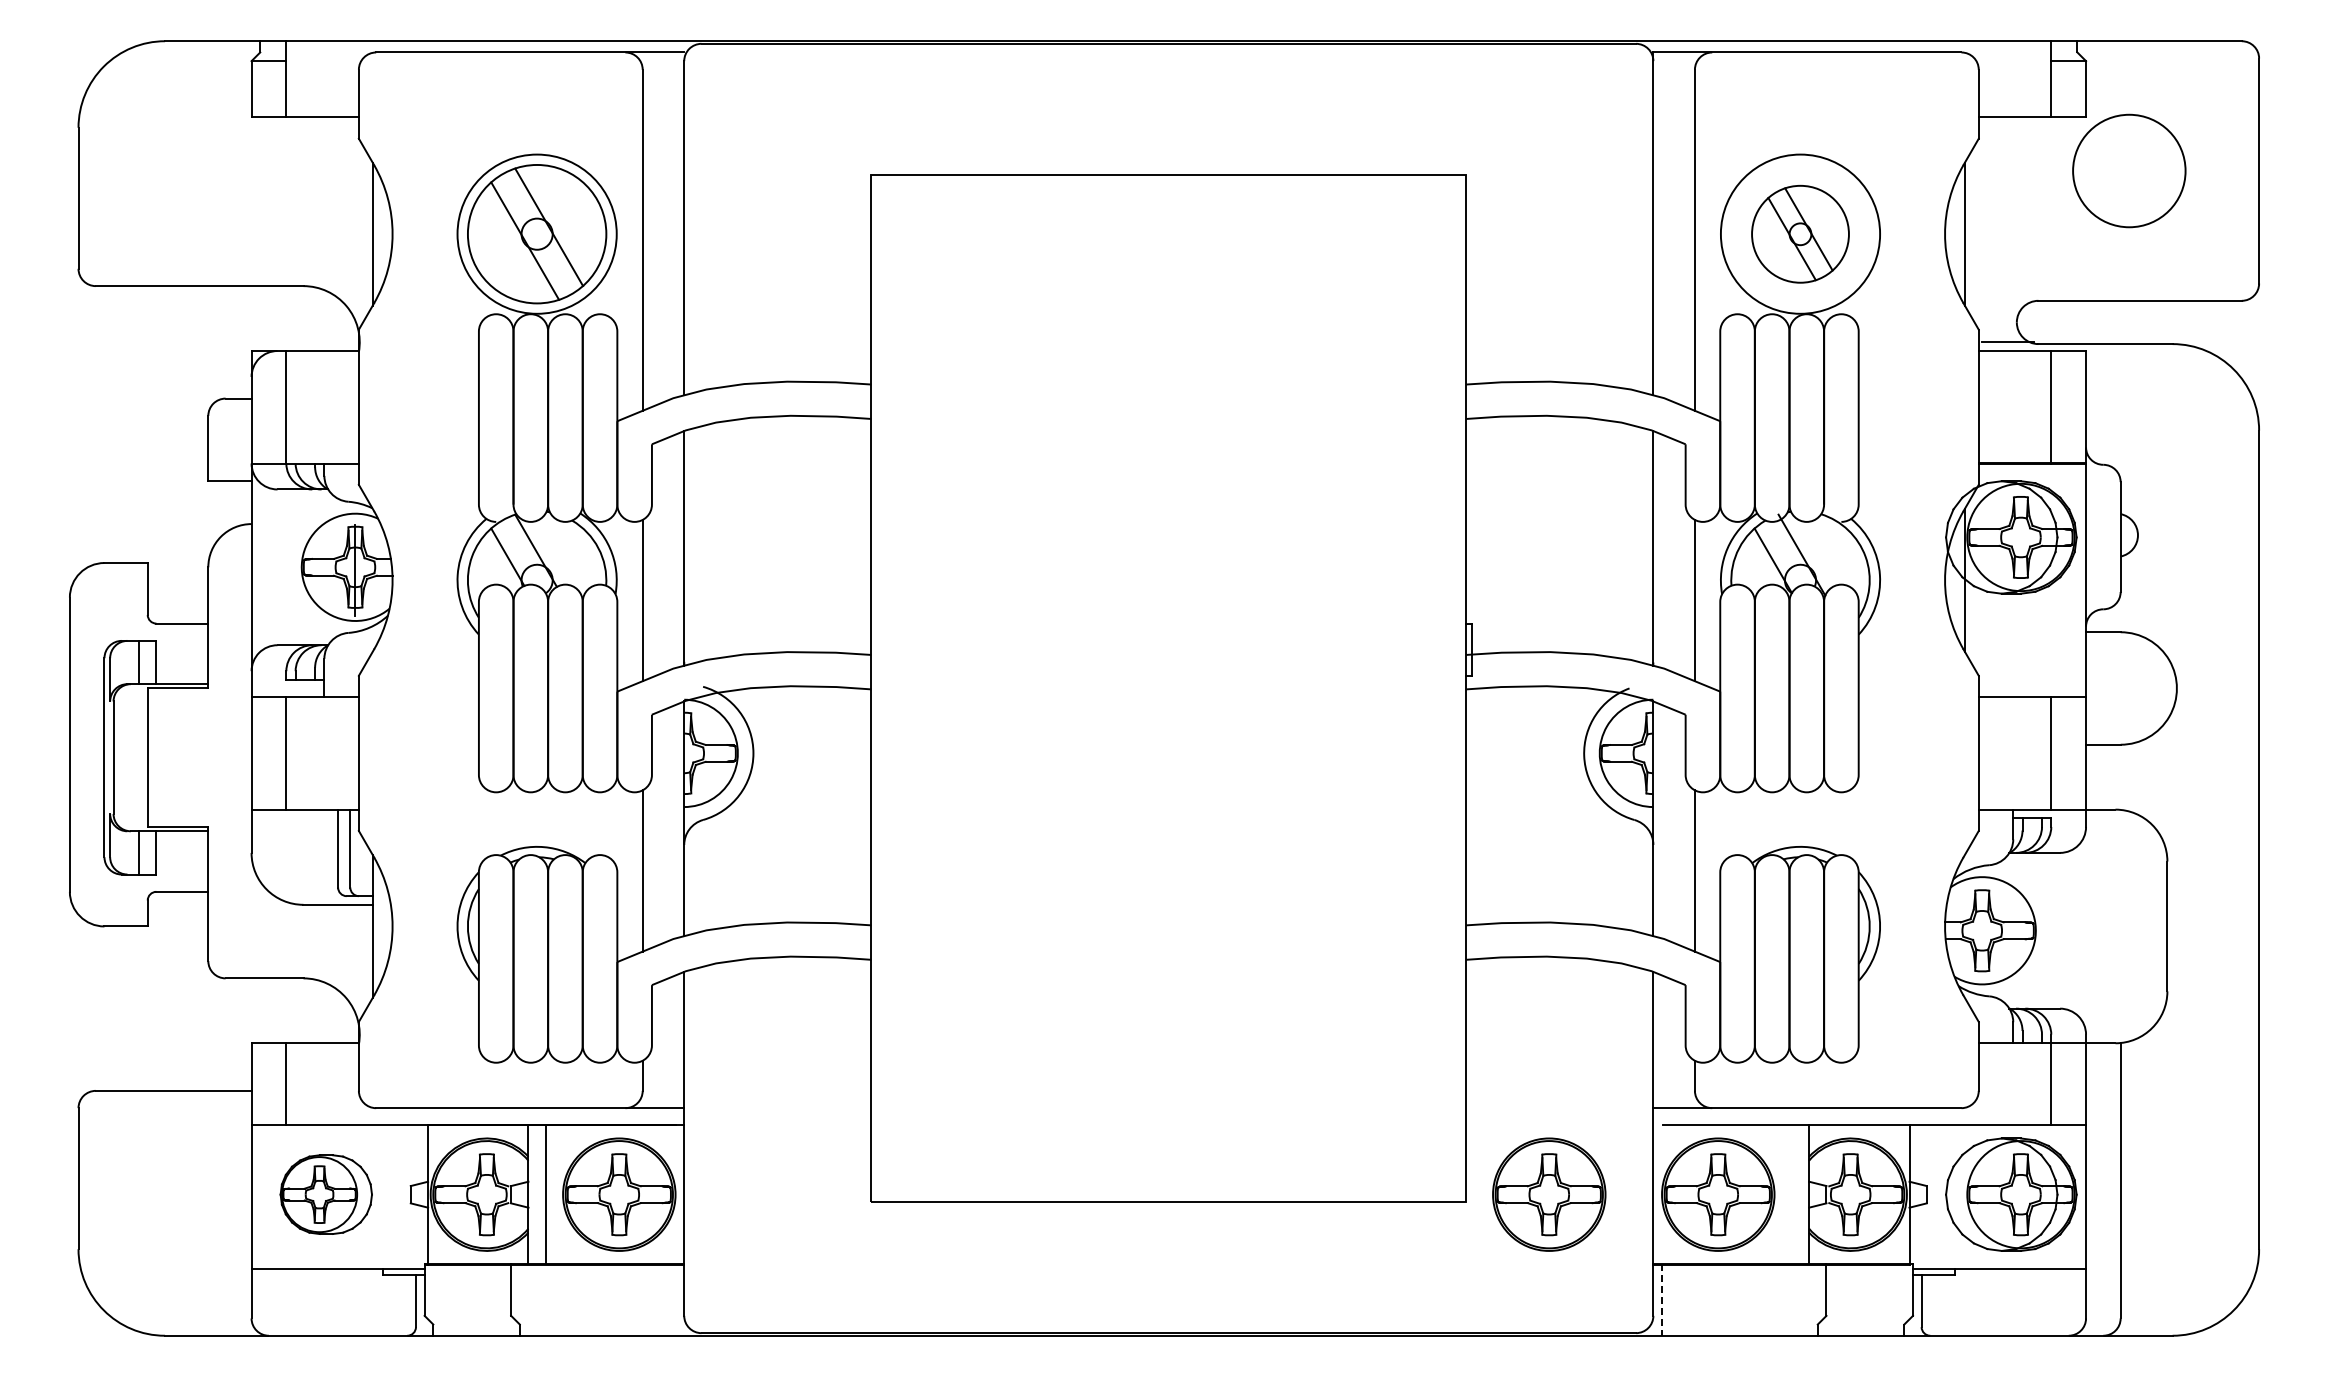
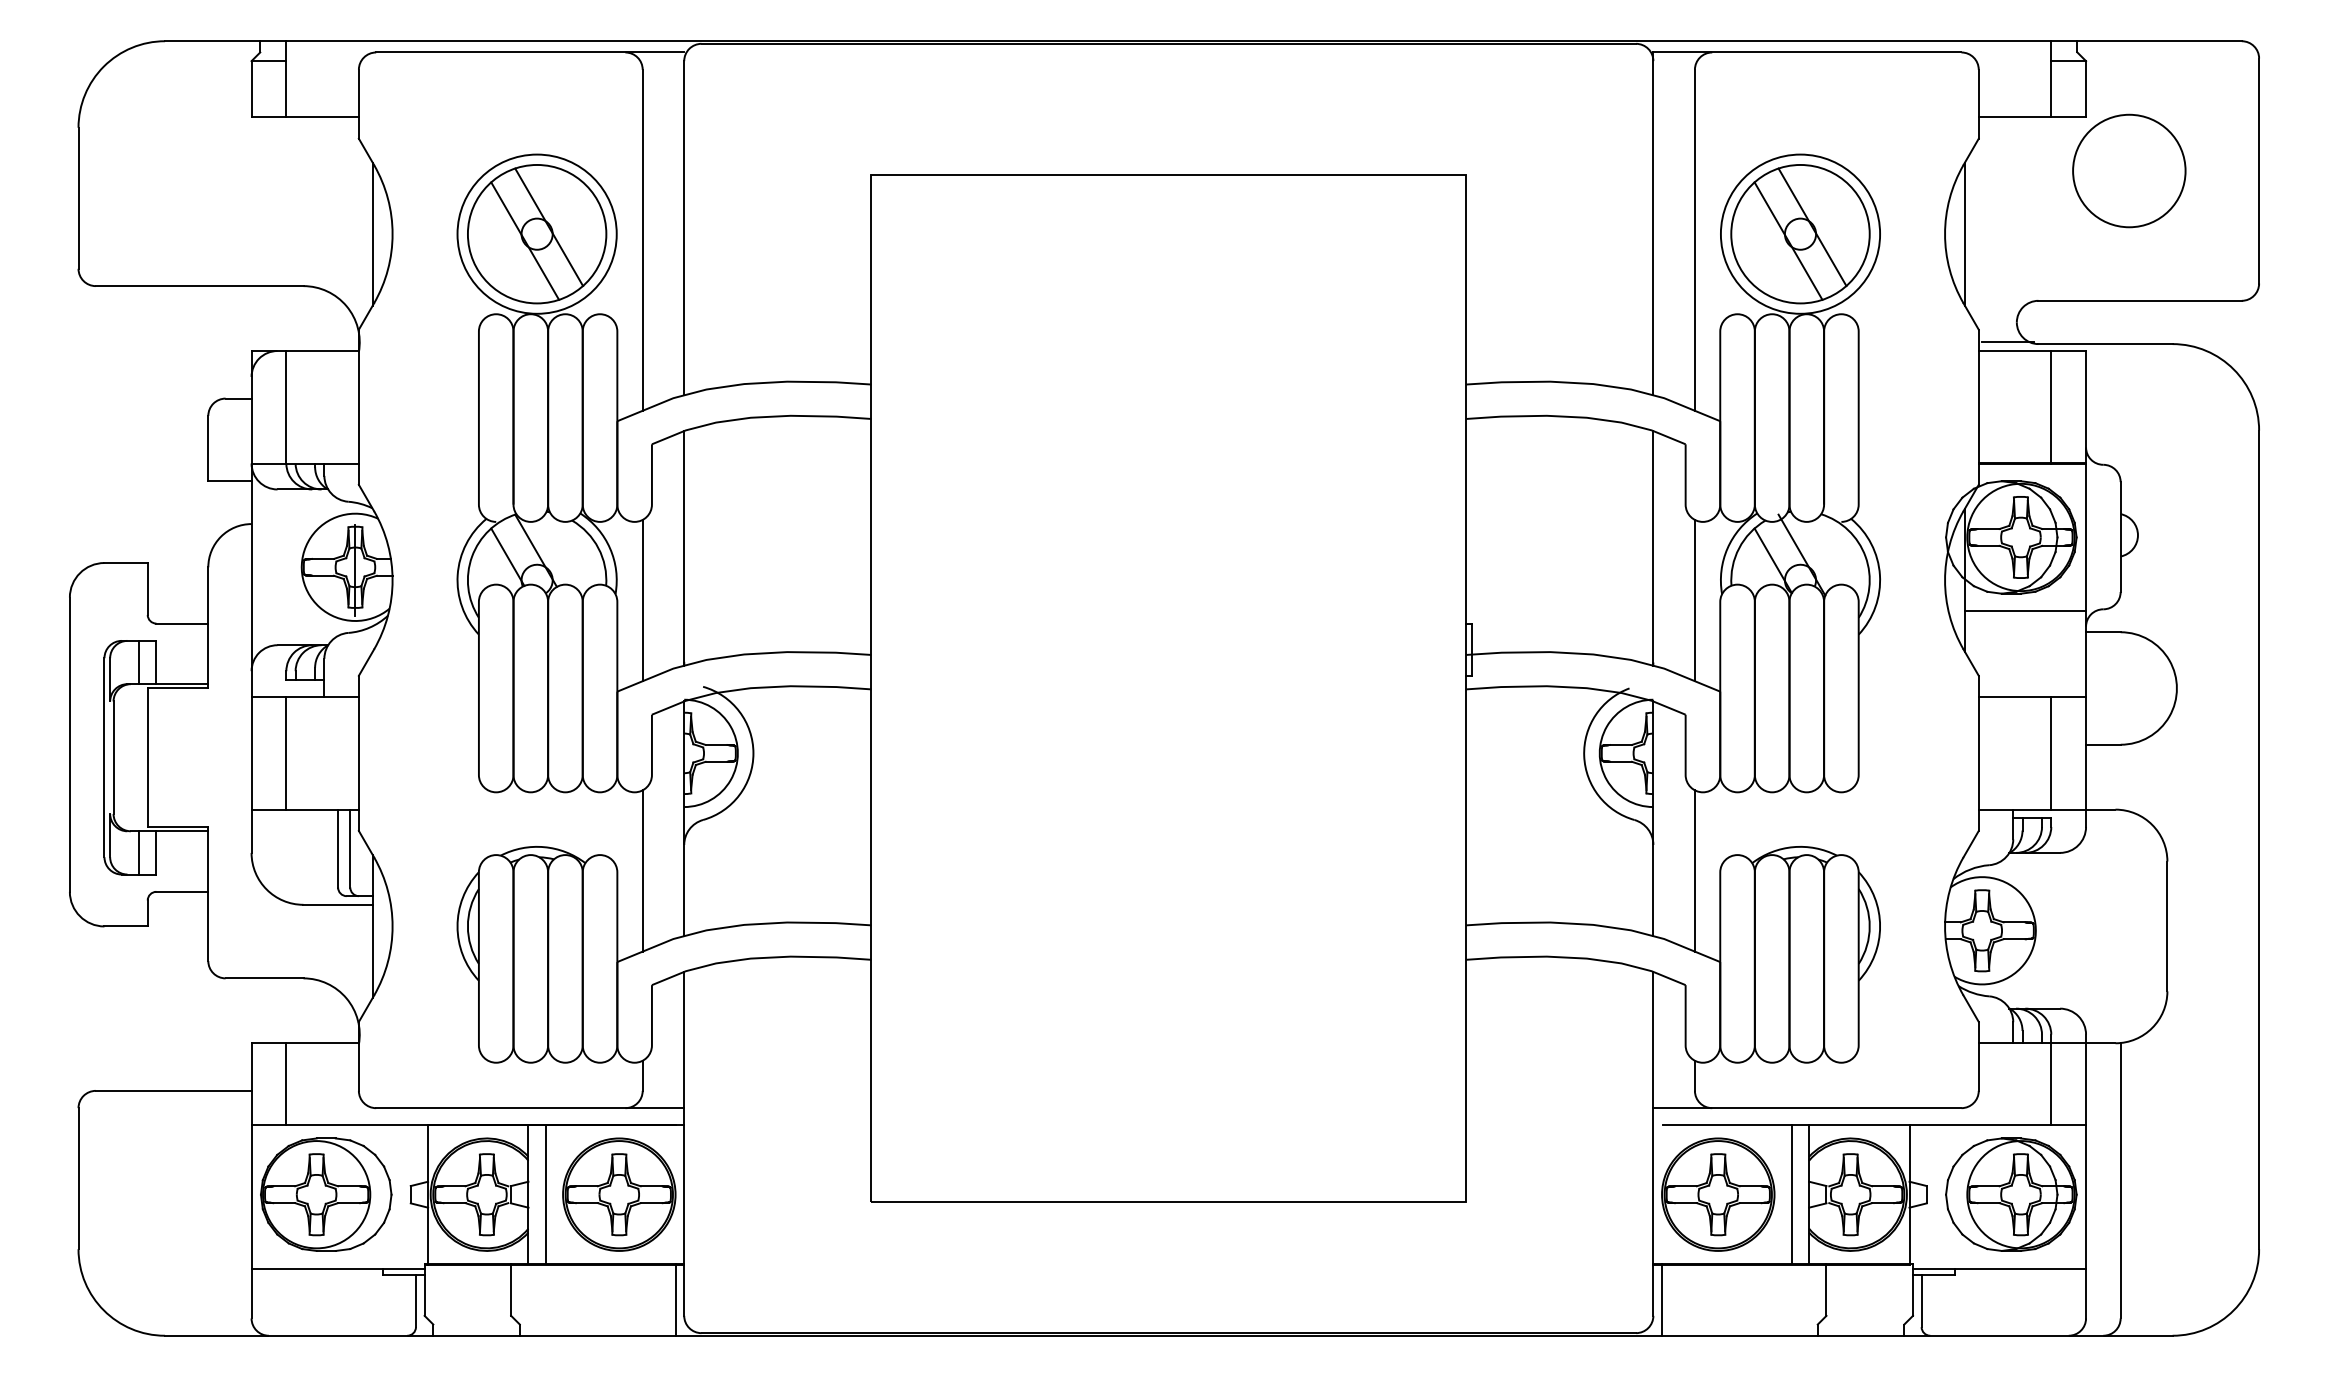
part size: 99x100 px -> 141x141 px (1800, 234)
line: none -> present (2025, 611)
part size: 94x81 px -> 133x115 px (326, 1194)
part: present -> none (1549, 1194)
line: none -> present (1791, 1194)
line: none -> present (675, 1299)
line: dashed -> solid (1662, 1300)
